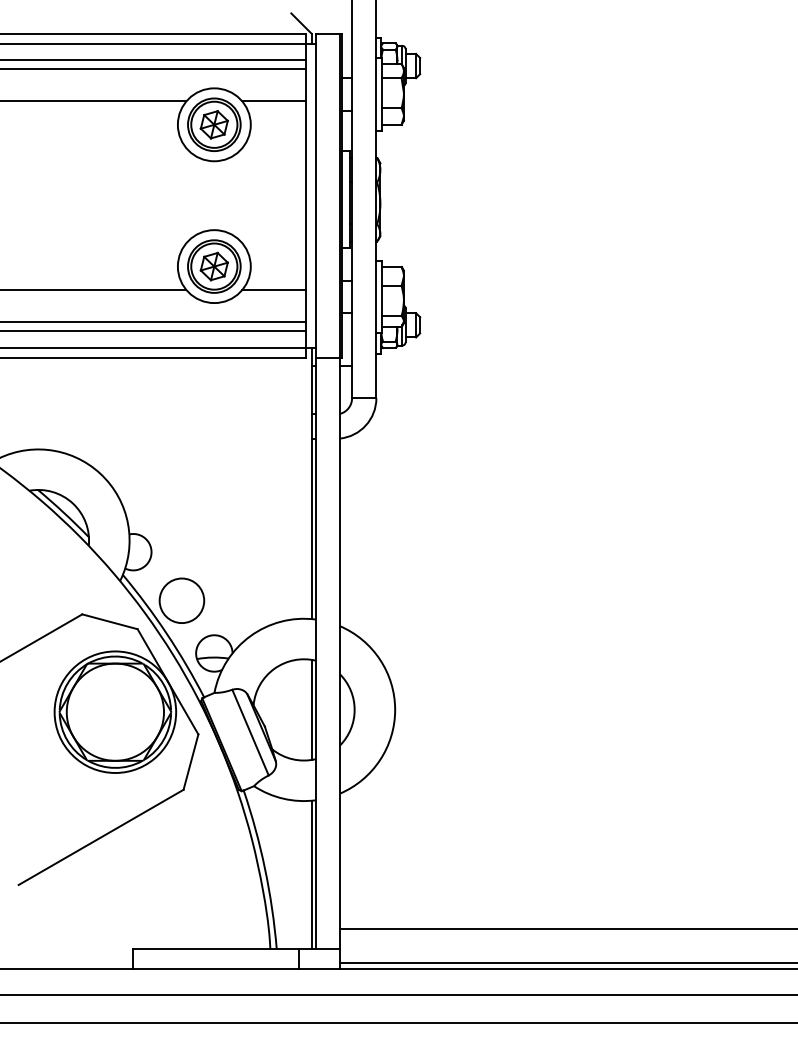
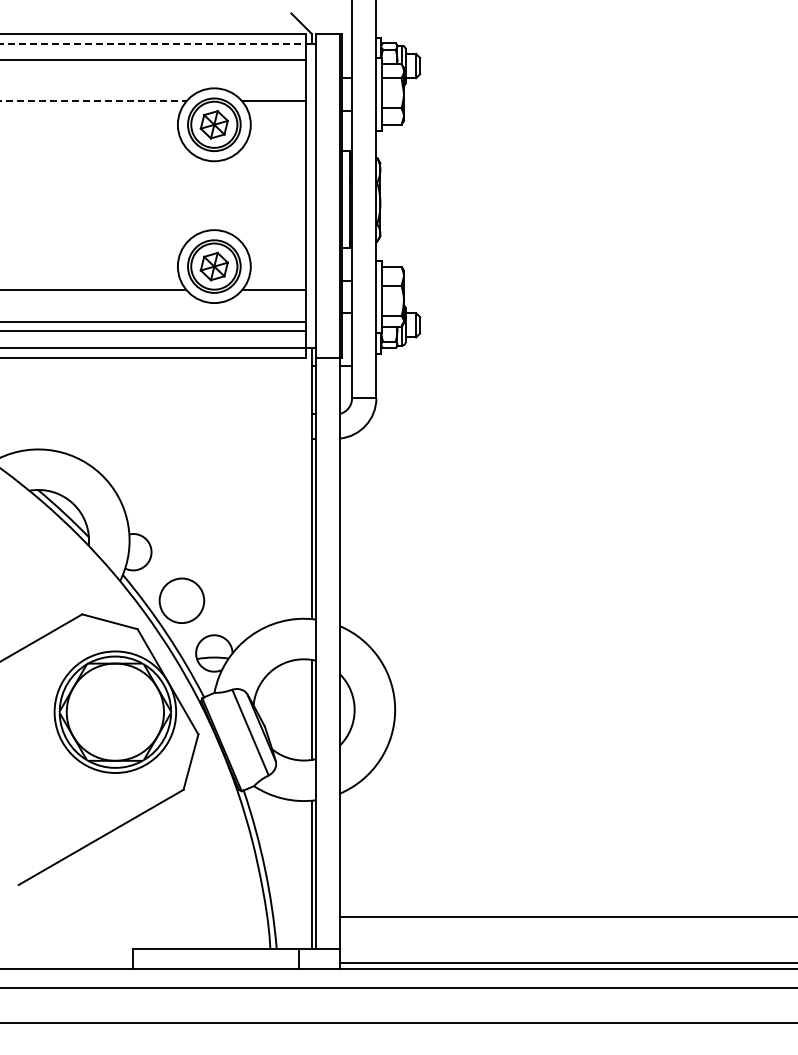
line: solid -> dashed (153, 43)
line: present -> none (153, 69)
line: solid -> dashed (93, 101)
line position: (566, 928) -> (566, 916) (566, 916)
line position: (398, 994) -> (398, 987) (398, 987)
